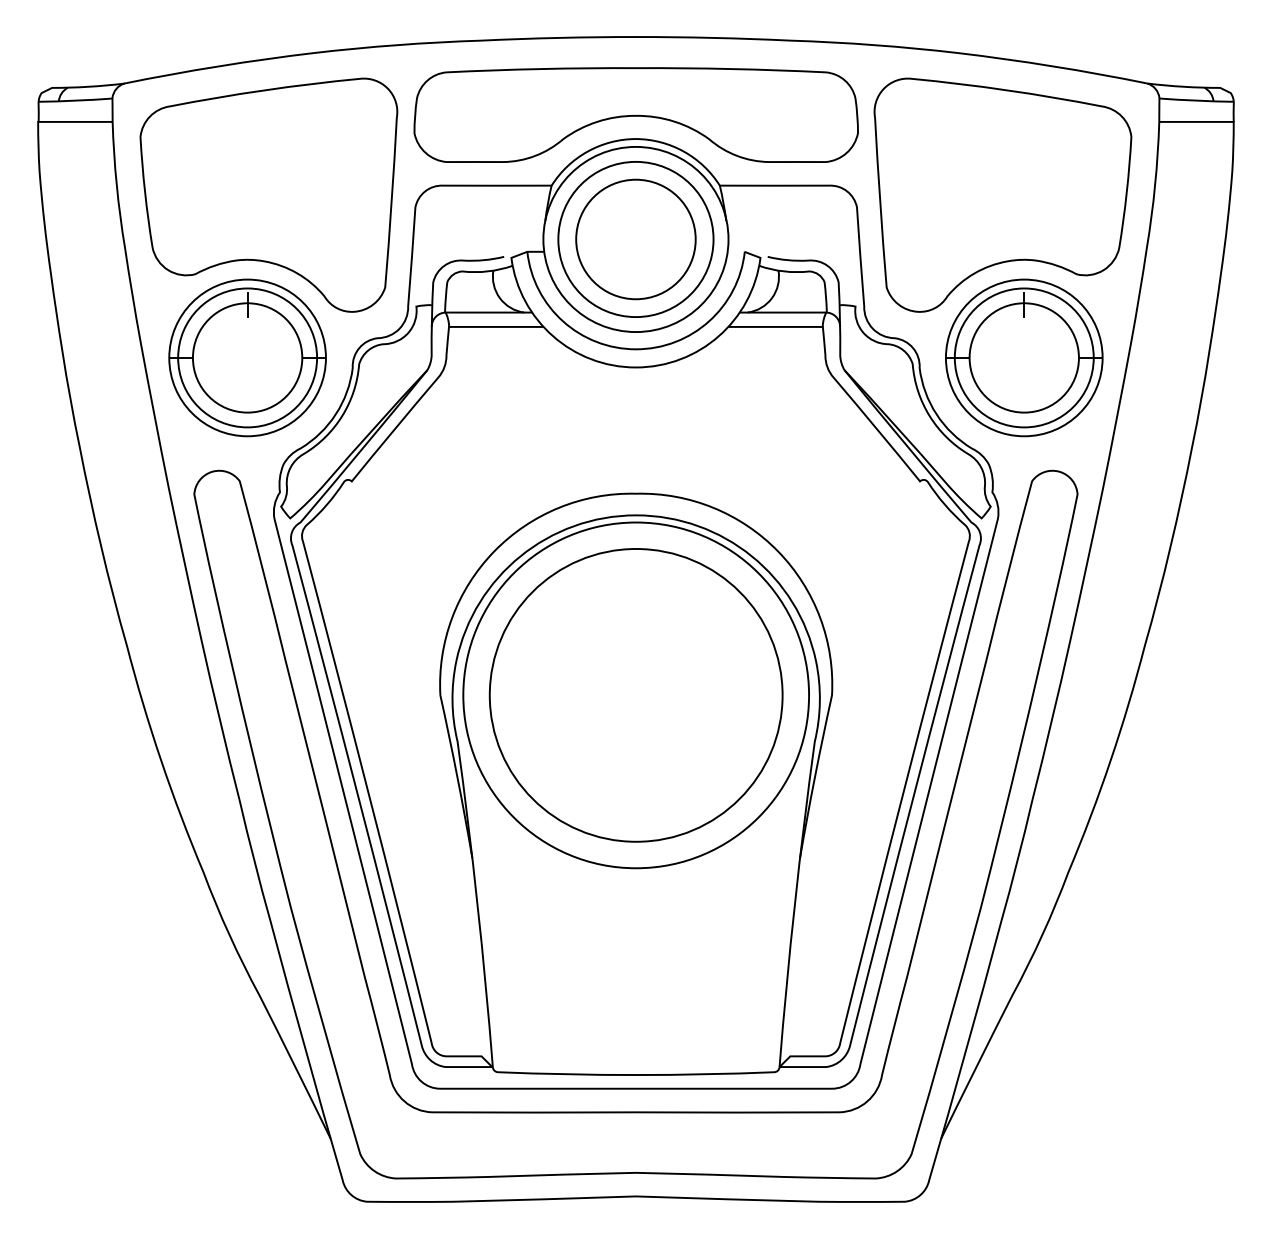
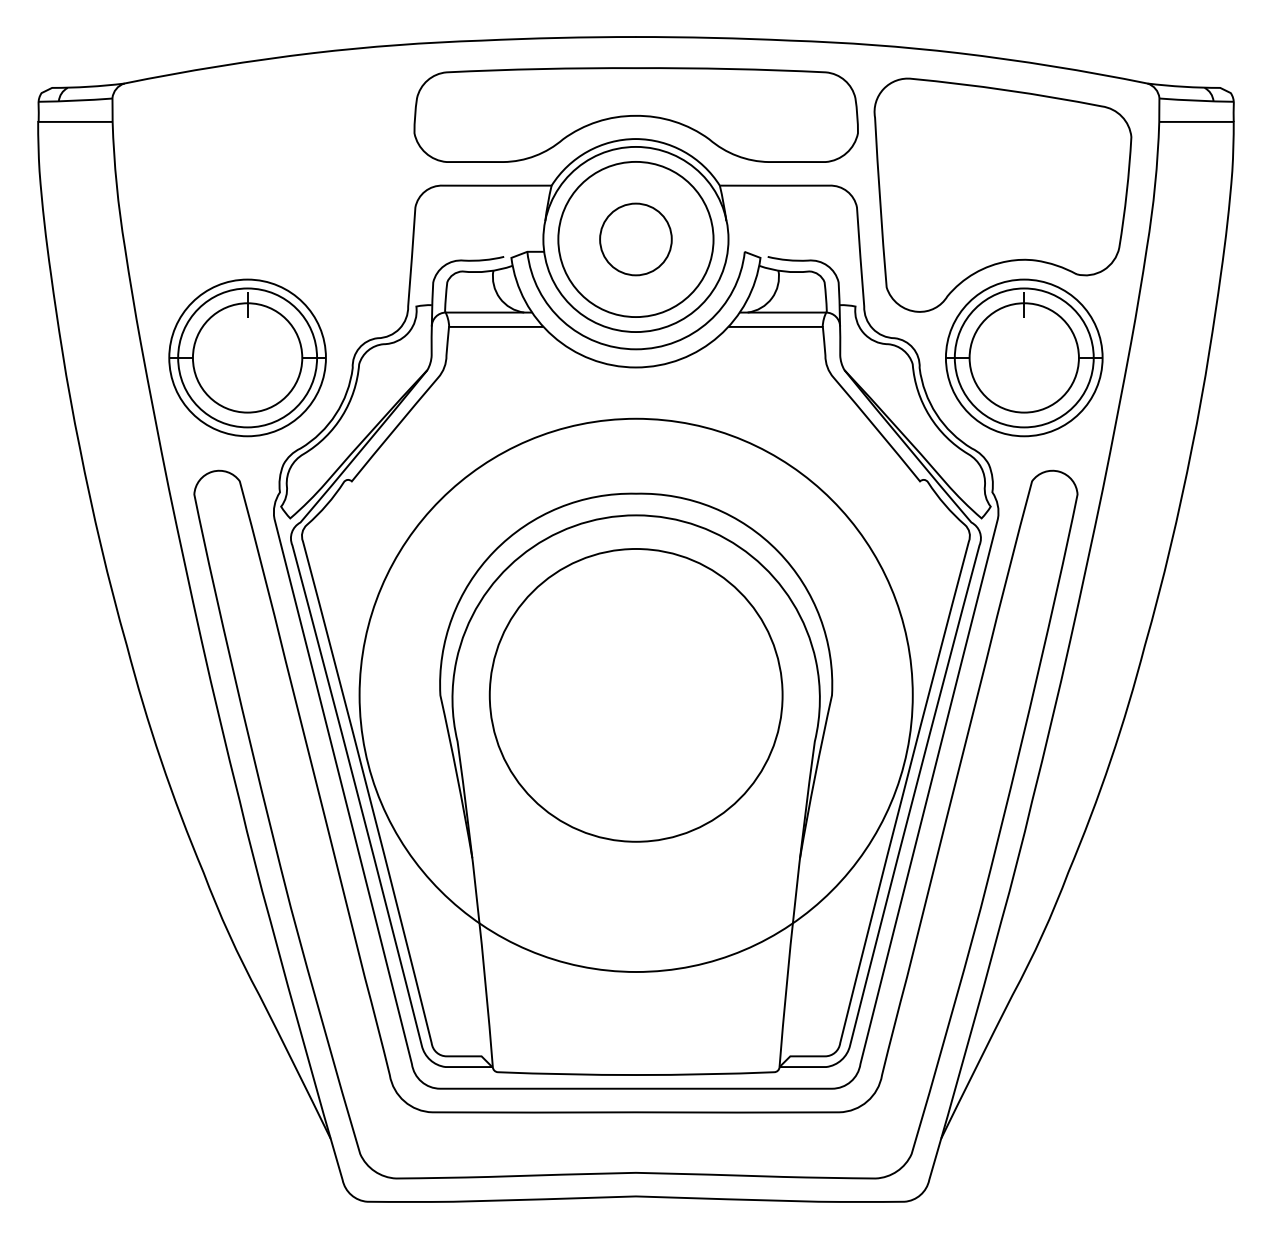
part: present -> none (268, 194)
circle diameter: 120 px -> 72 px (635, 239)
circle diameter: 346 px -> 553 px (635, 694)
